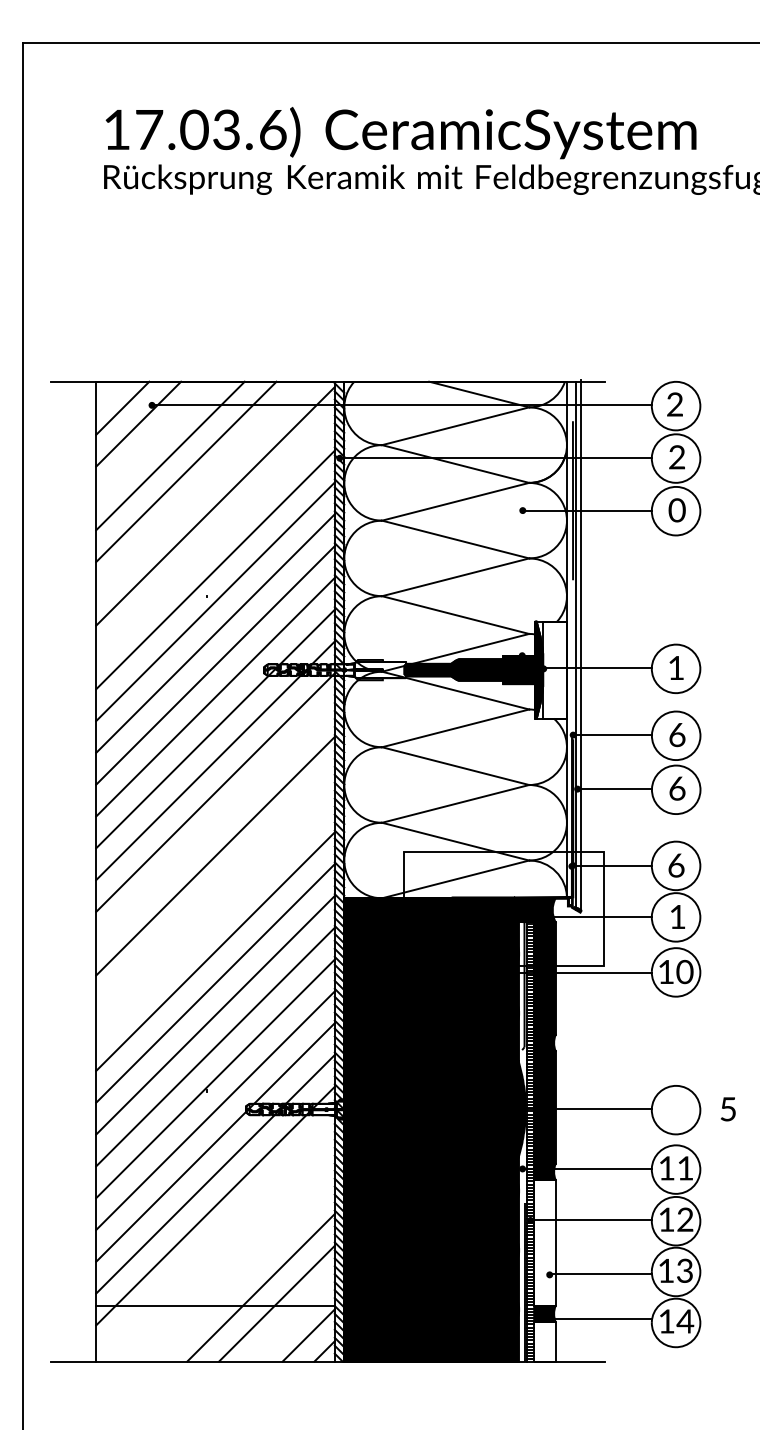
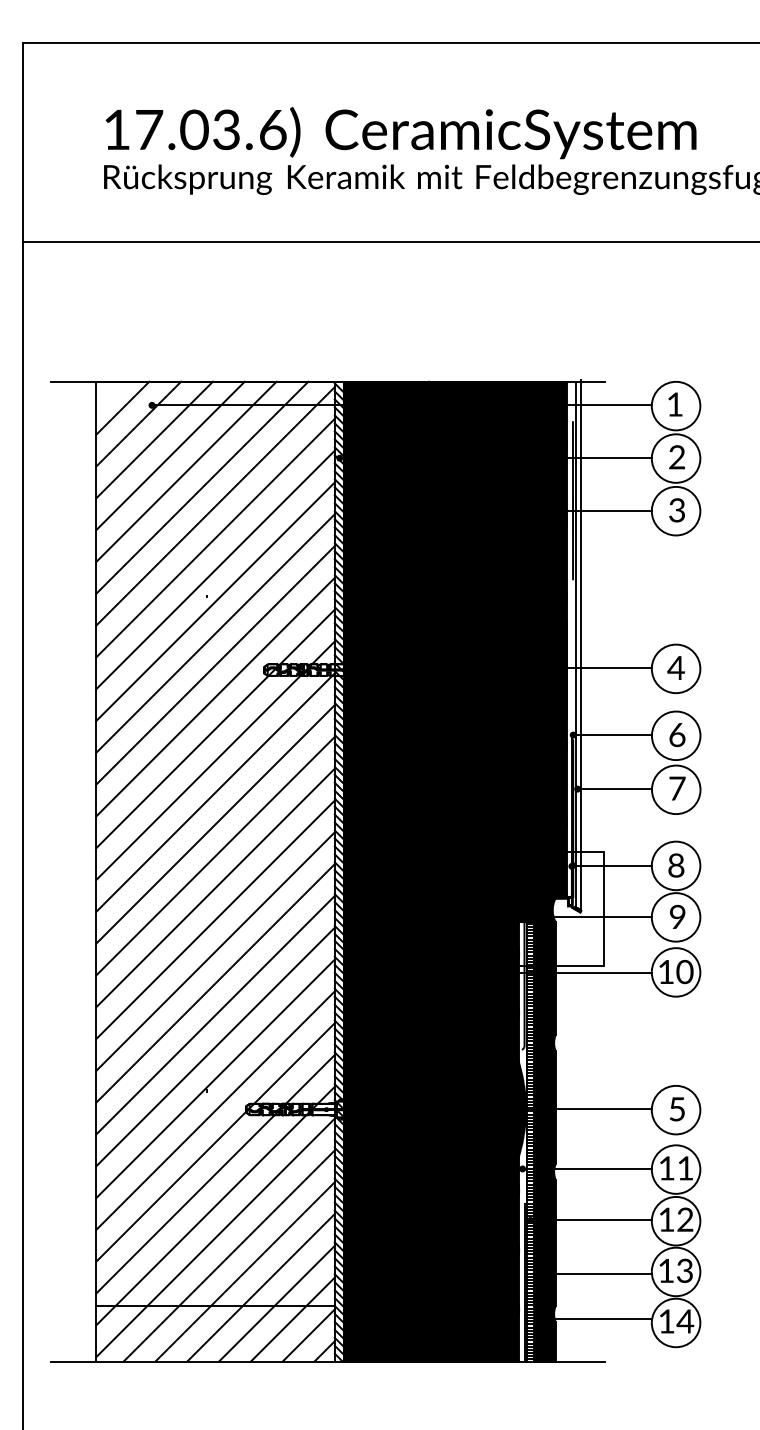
line: none -> present (389, 242)
text: 2 -> 1 (674, 404)
line: none -> present (154, 439)
line: none -> present (202, 487)
text: 0 -> 3 (676, 510)
line: none -> present (215, 537)
fill: none -> present (455, 639)
text: 1 -> 4 (675, 667)
text: 6 -> 7 (677, 788)
line: none -> present (215, 824)
text: 6 -> 8 (676, 865)
line: none -> present (215, 887)
text: 1 -> 9 (677, 916)
line: none -> present (215, 919)
text position: (727, 1109) -> (676, 1109) (676, 1109)
line: none -> present (215, 1237)
fill: none -> present (544, 1242)
line: none -> present (228, 1255)
line: none -> present (244, 1271)
line: none -> present (292, 1319)
fill: none -> present (544, 1341)
